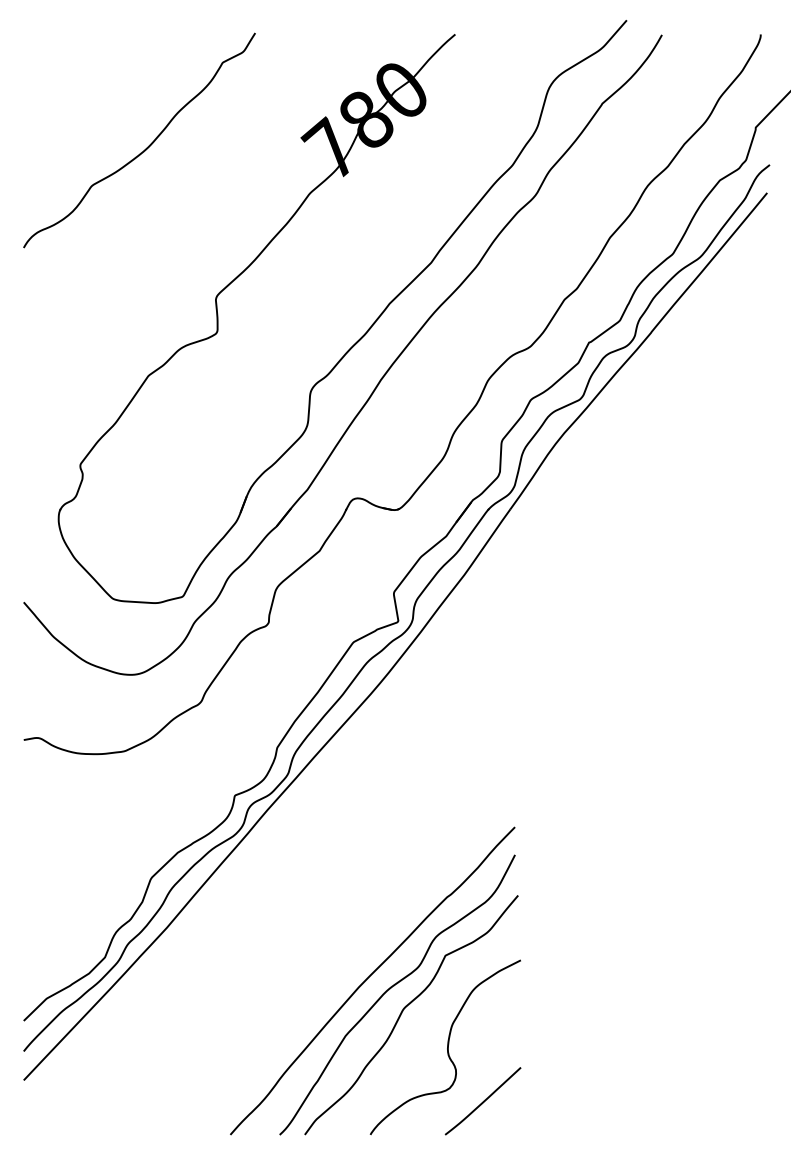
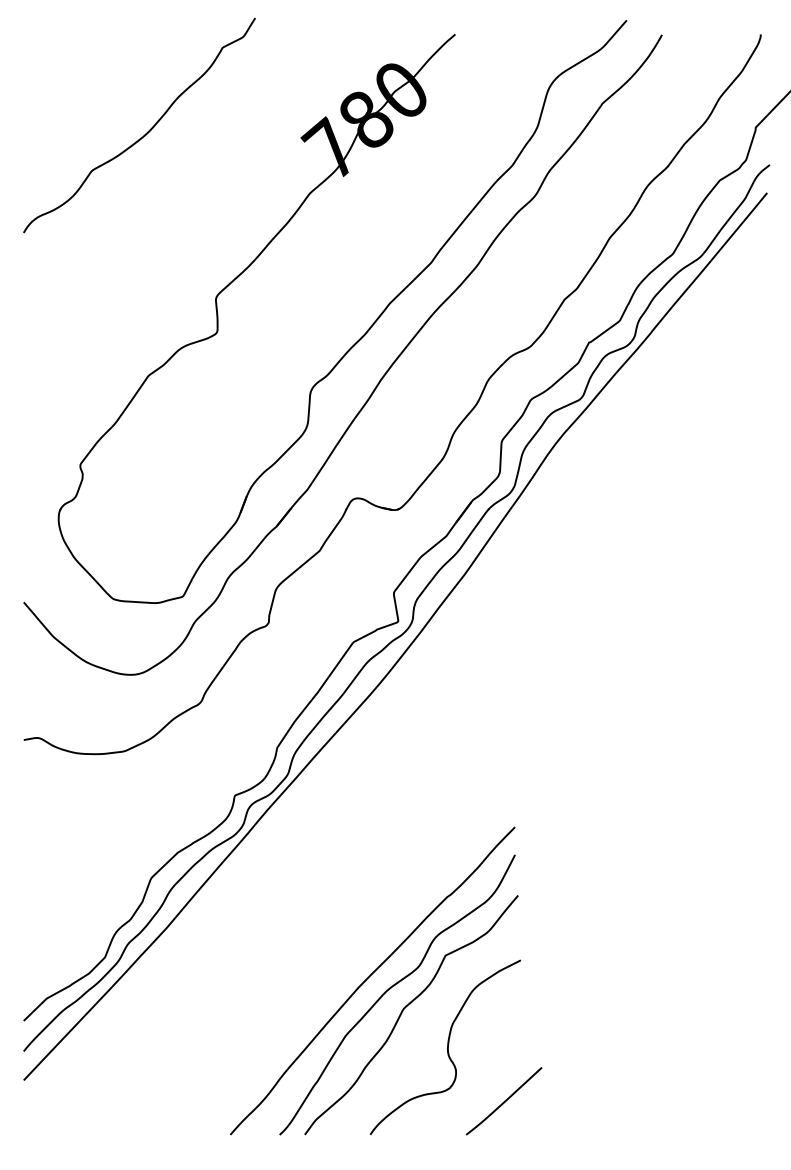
curve position: (146, 147) -> (146, 132) (146, 132)
curve position: (482, 1101) -> (503, 1101) (503, 1101)
